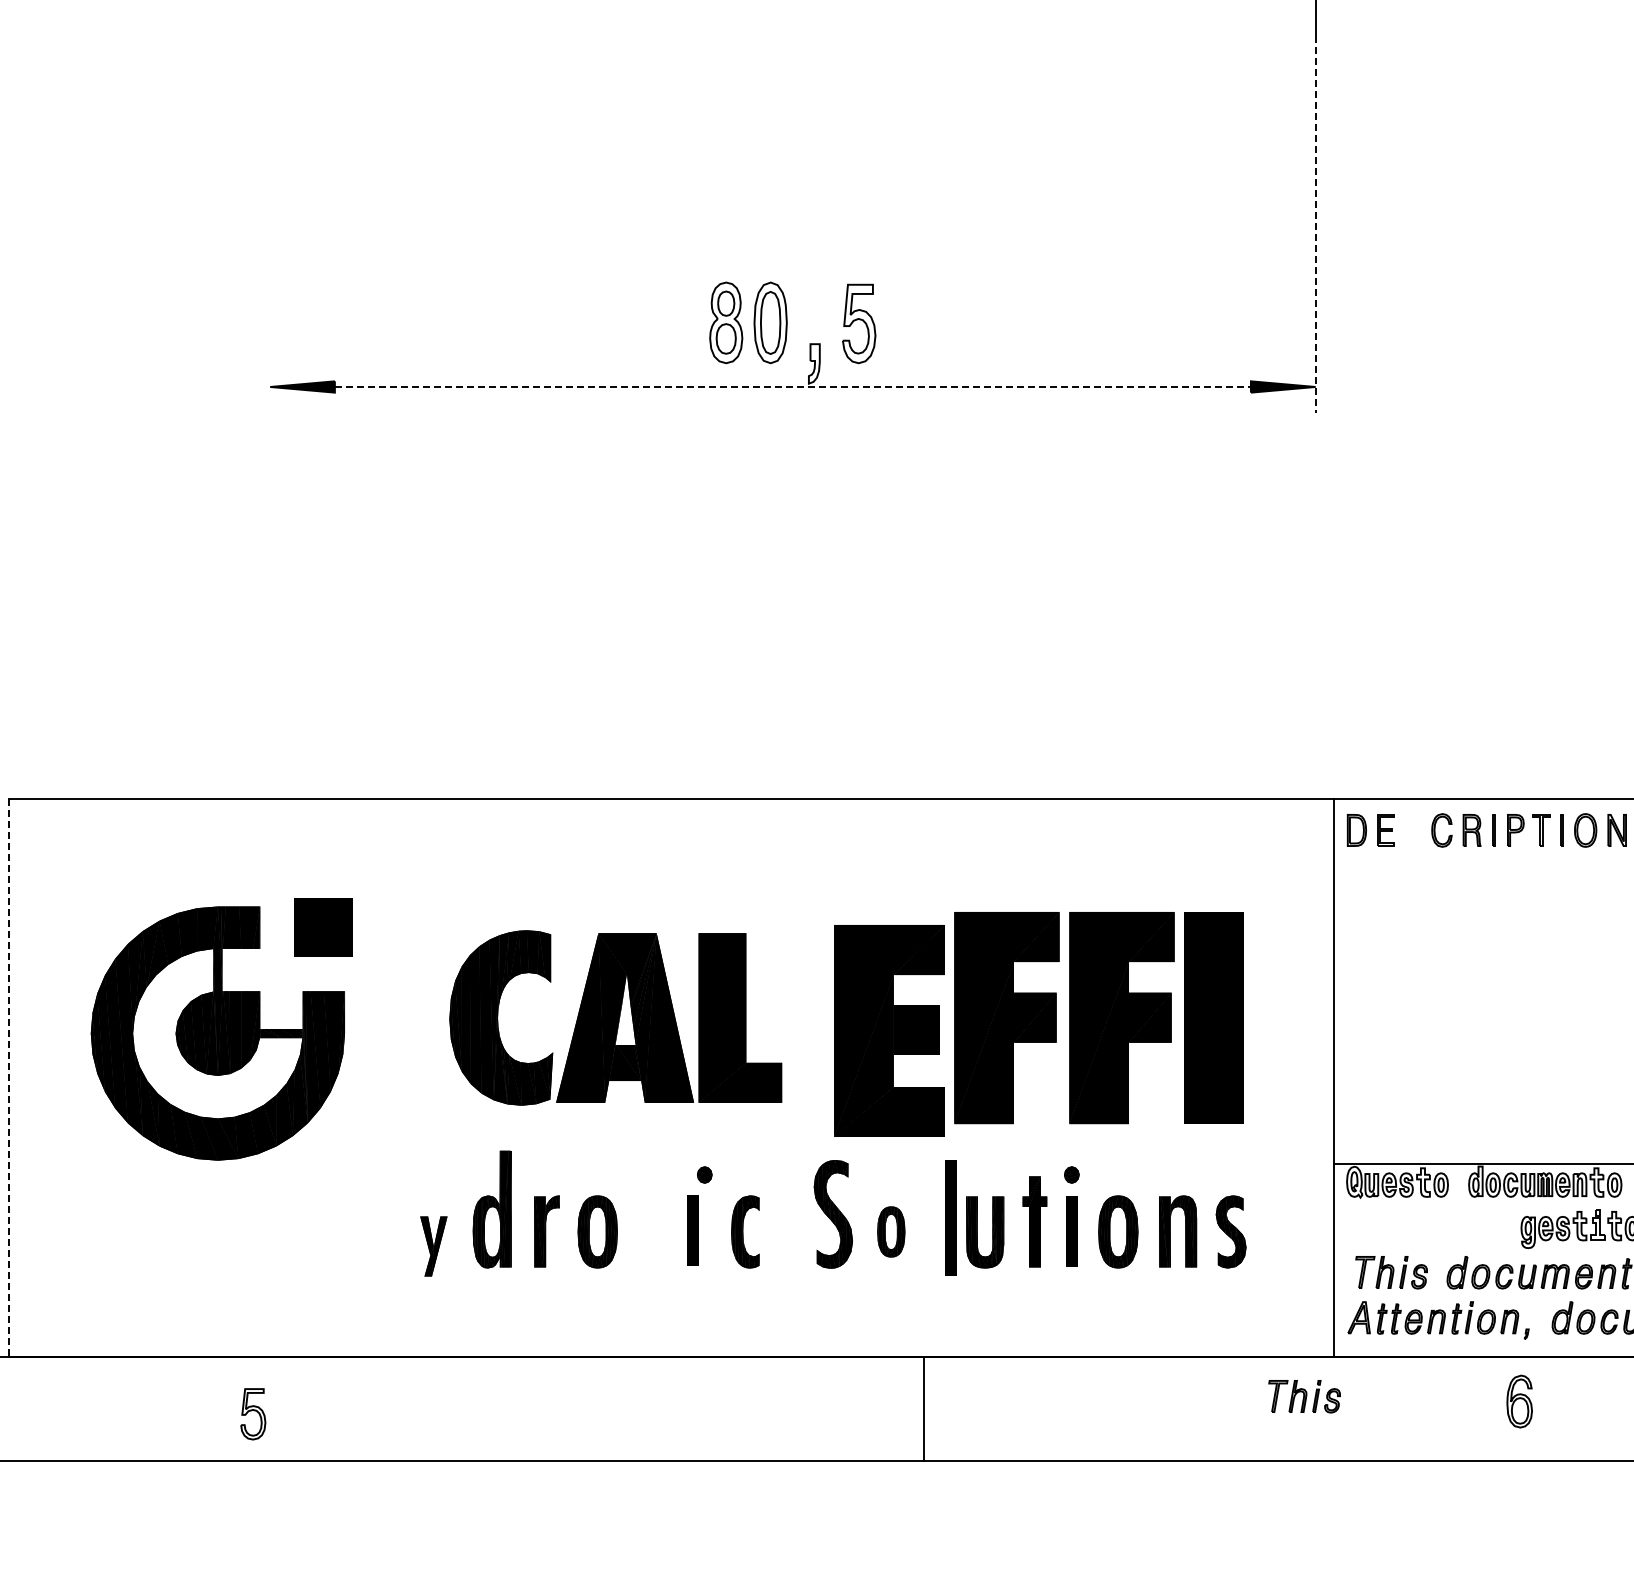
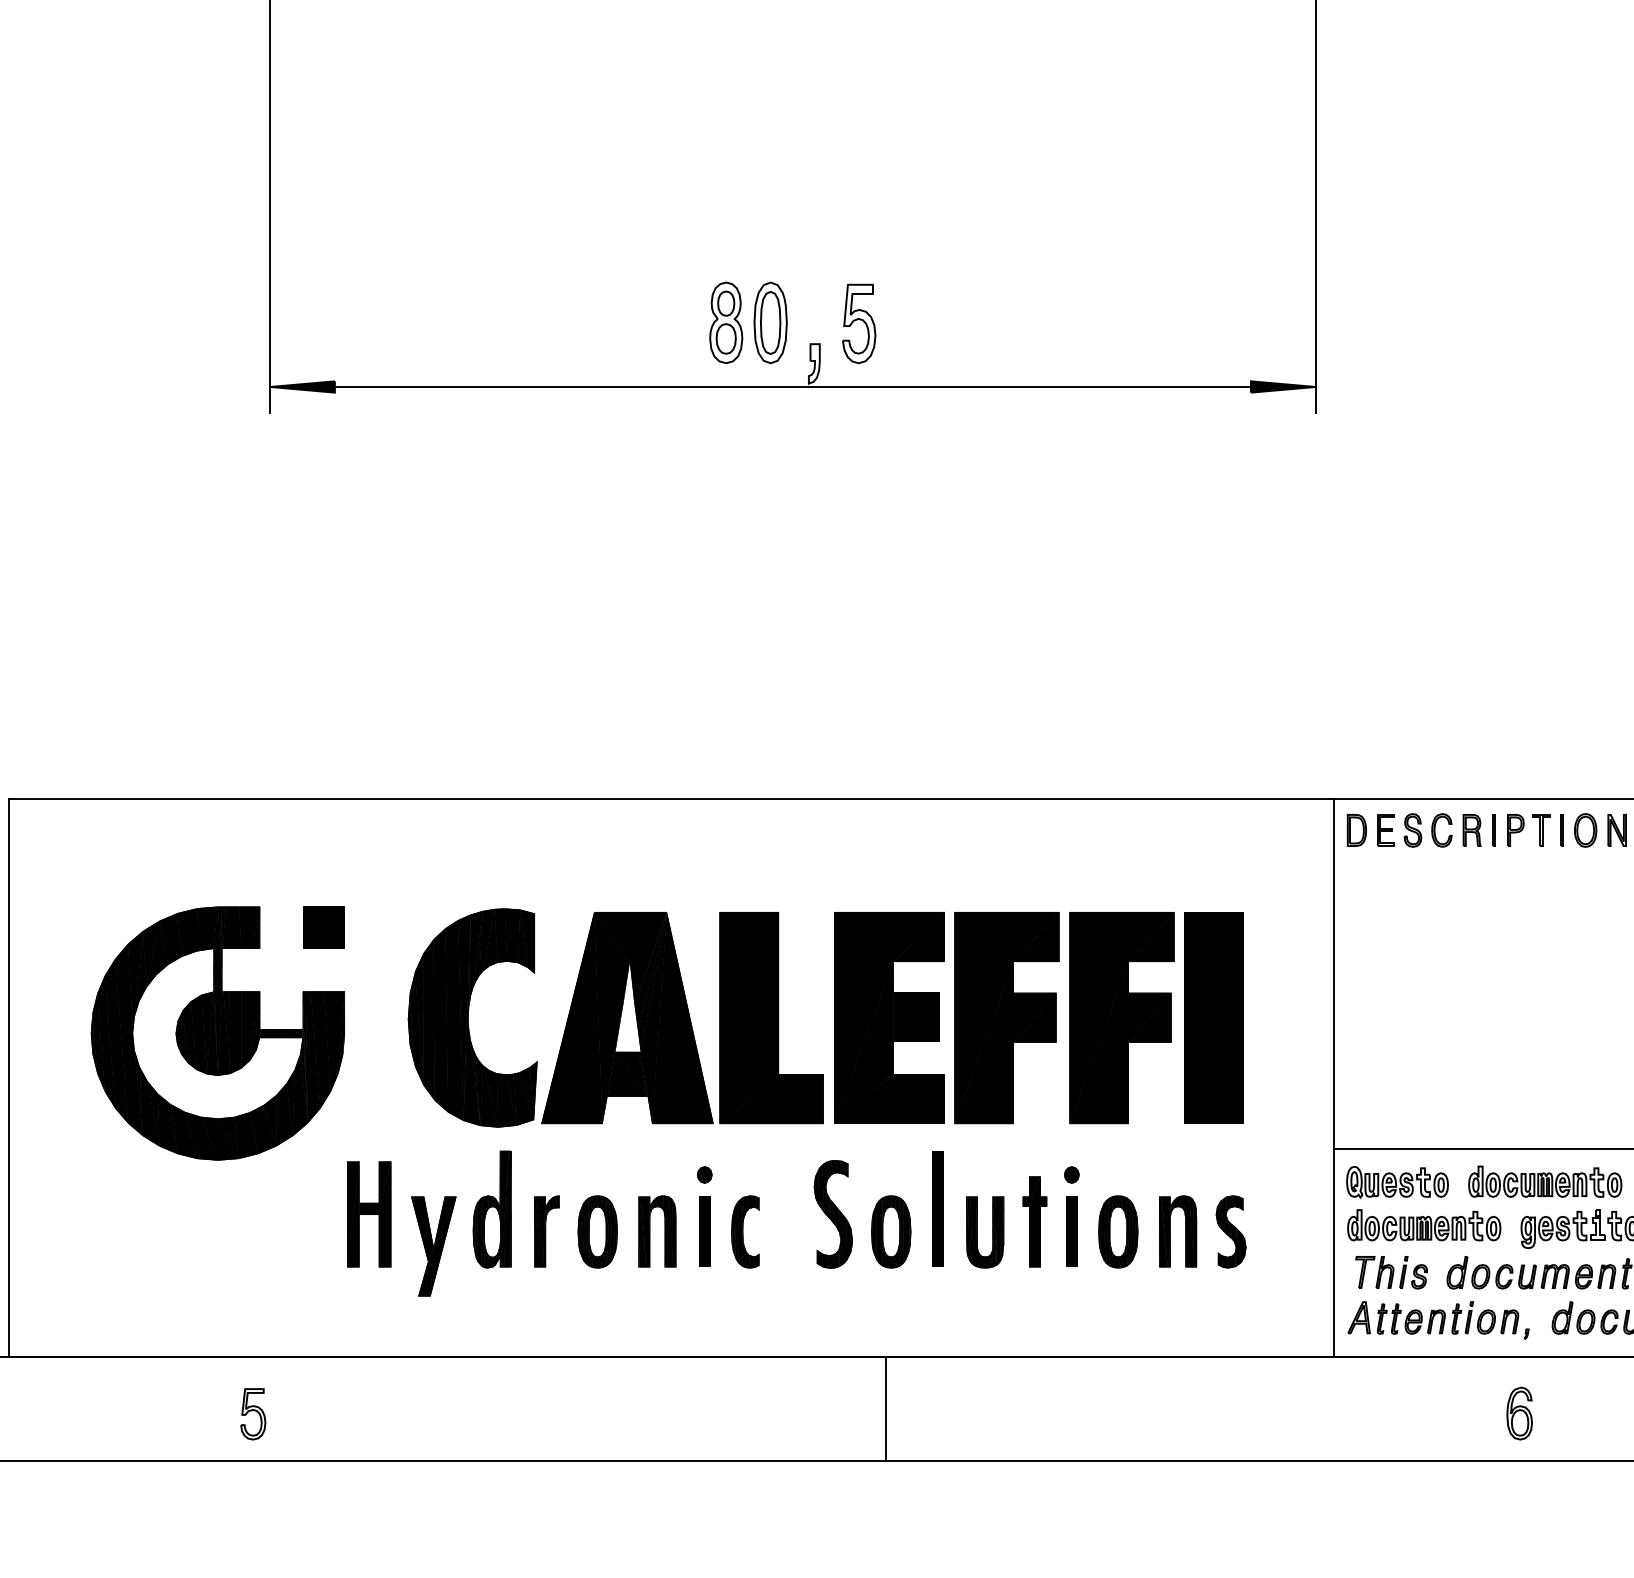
line: none -> present (270, 207)
line: dashed -> solid (1315, 224)
line: dashed -> solid (793, 386)
part: none -> present (1412, 830)
part size: 59x59 px -> 42x43 px (323, 927)
part size: 334x176 px -> 417x220 px (615, 1017)
part position: (889, 1030) -> (889, 1017) (889, 1017)
line: dashed -> solid (9, 1078)
line position: (1481, 1164) -> (1481, 1149) (1481, 1149)
part: none -> present (369, 1214)
part position: (950, 1217) -> (937, 1208) (937, 1208)
part: none -> present (1424, 1225)
part position: (692, 1230) -> (704, 1231) (704, 1231)
part: none -> present (650, 1231)
part size: 29x52 px -> 41x74 px (891, 1231)
part size: 28x61 px -> 46x101 px (433, 1246)
part: present -> none (1304, 1396)
part position: (1519, 1401) -> (1519, 1413) (1519, 1413)
line position: (923, 1408) -> (885, 1408) (885, 1408)
